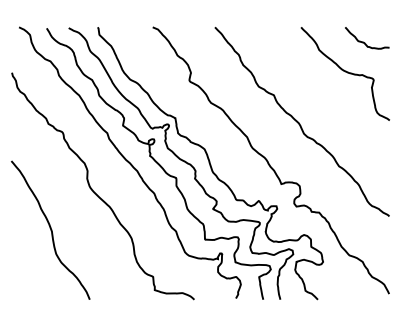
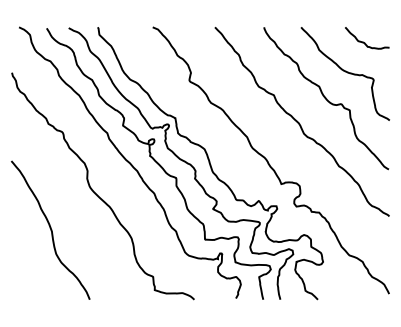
curve: none -> present (326, 98)
